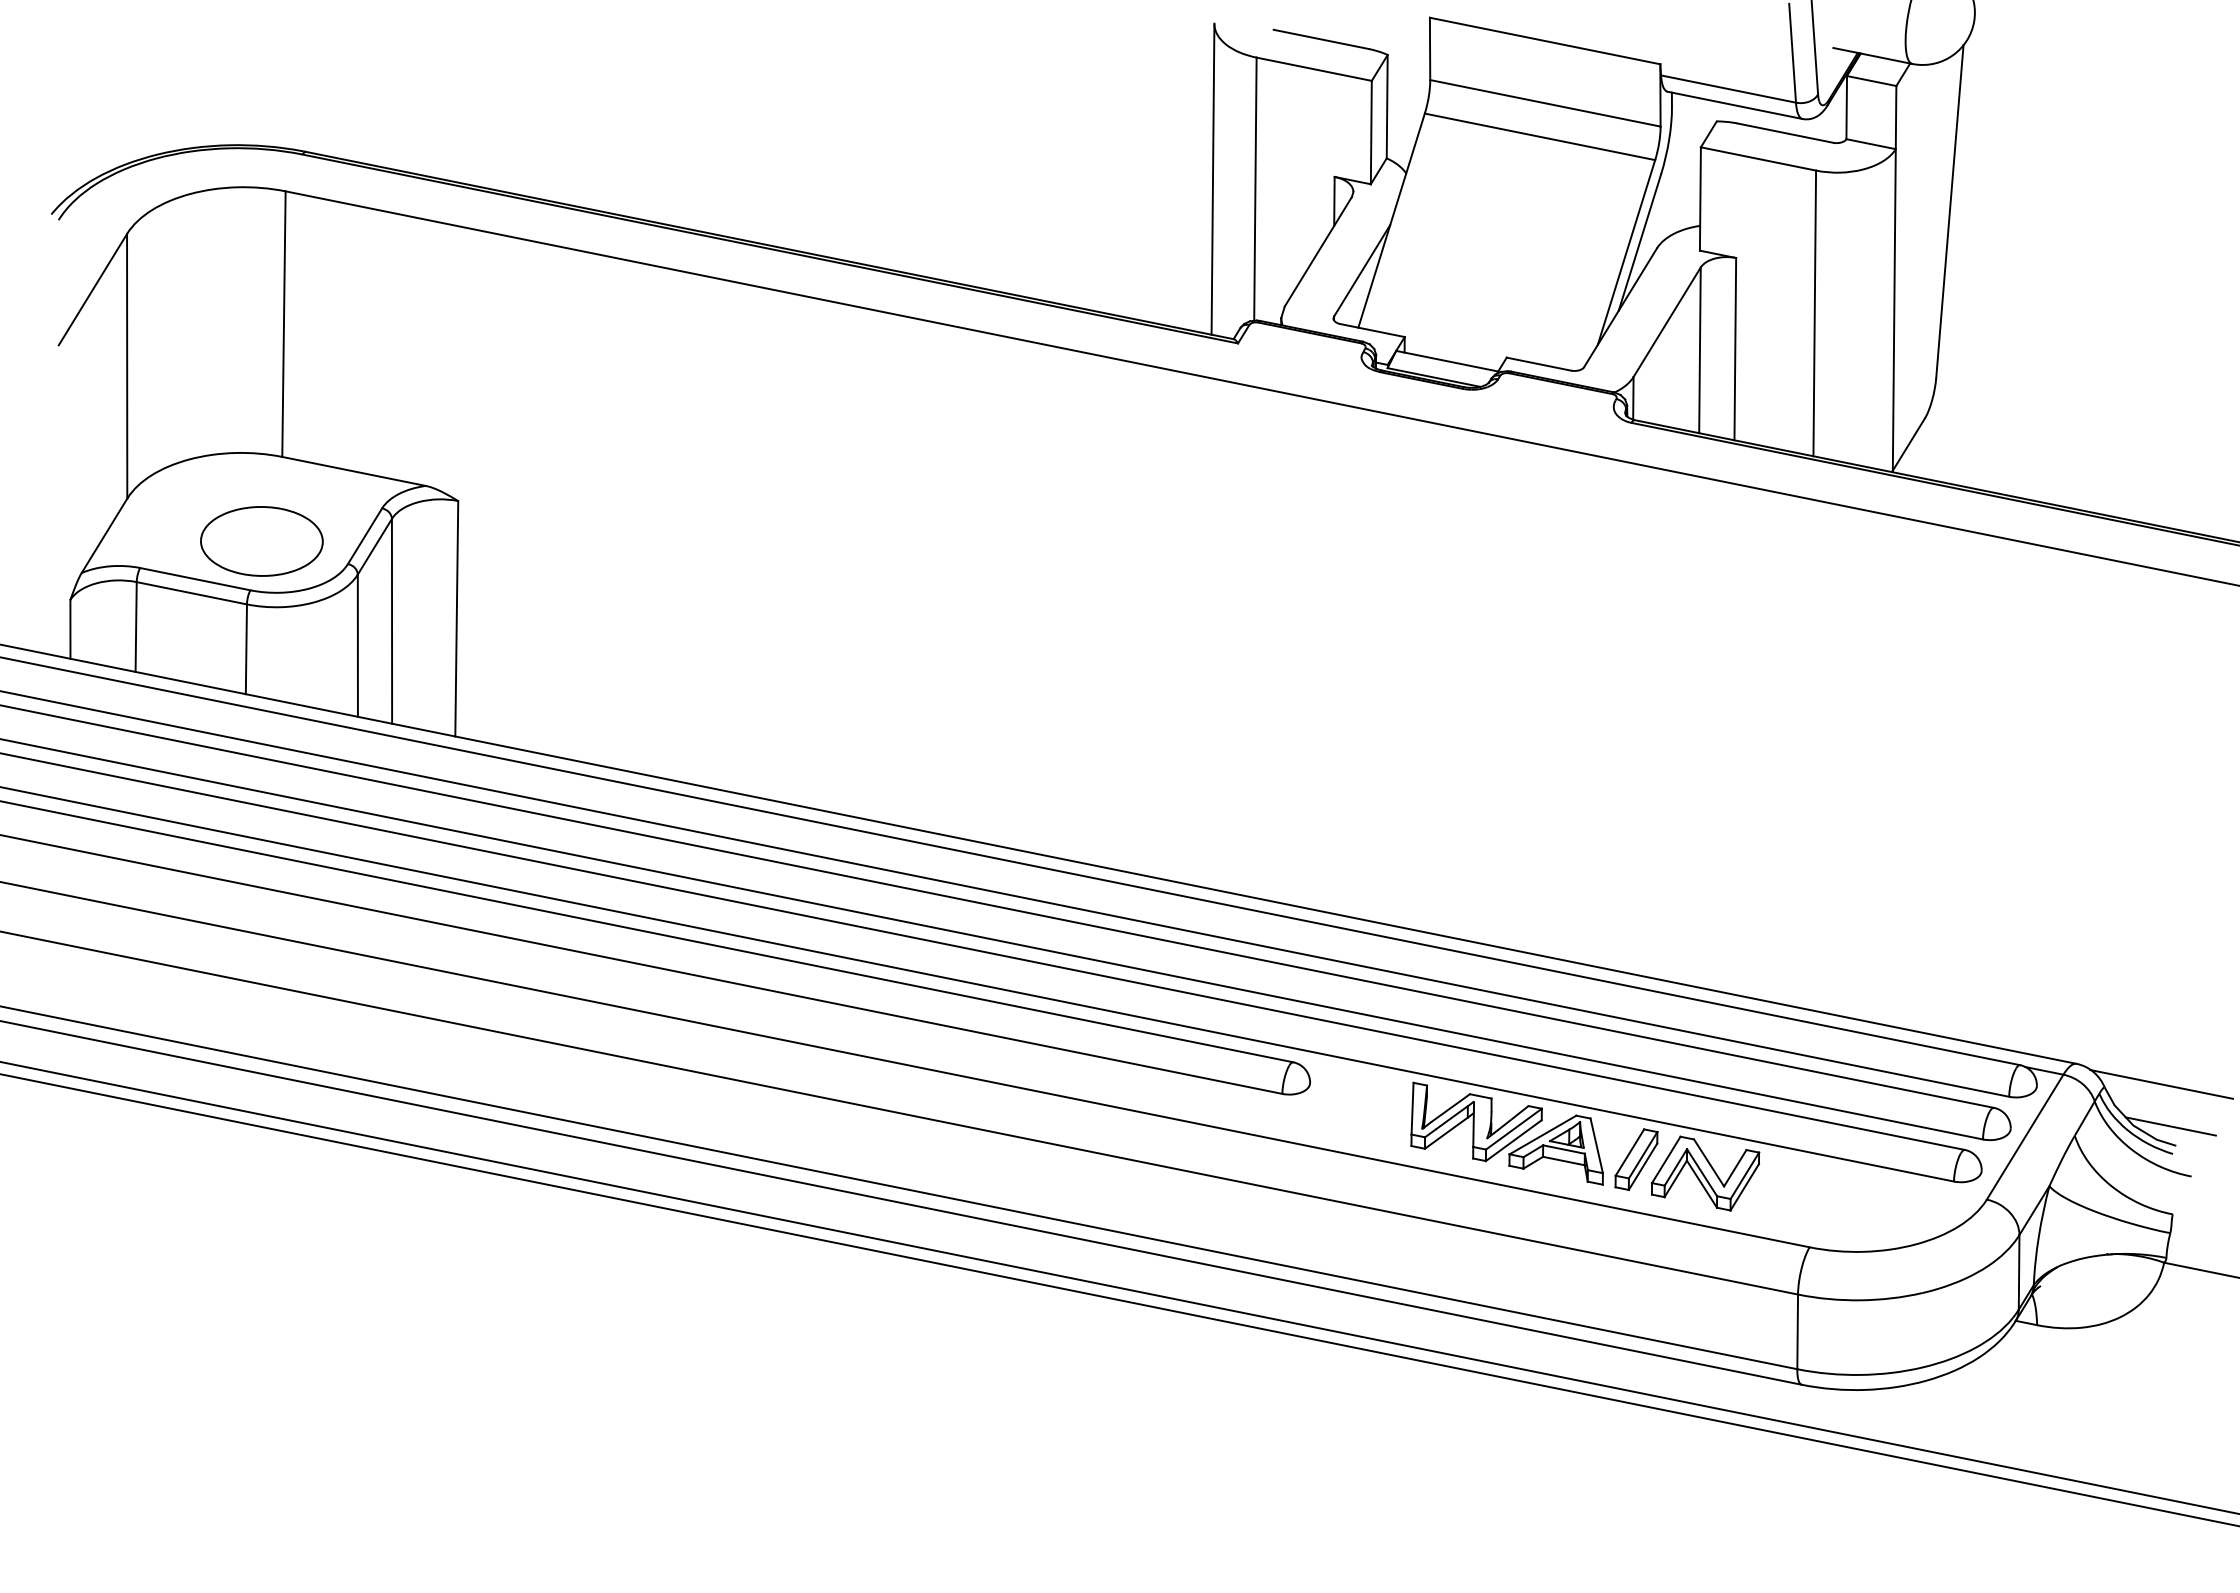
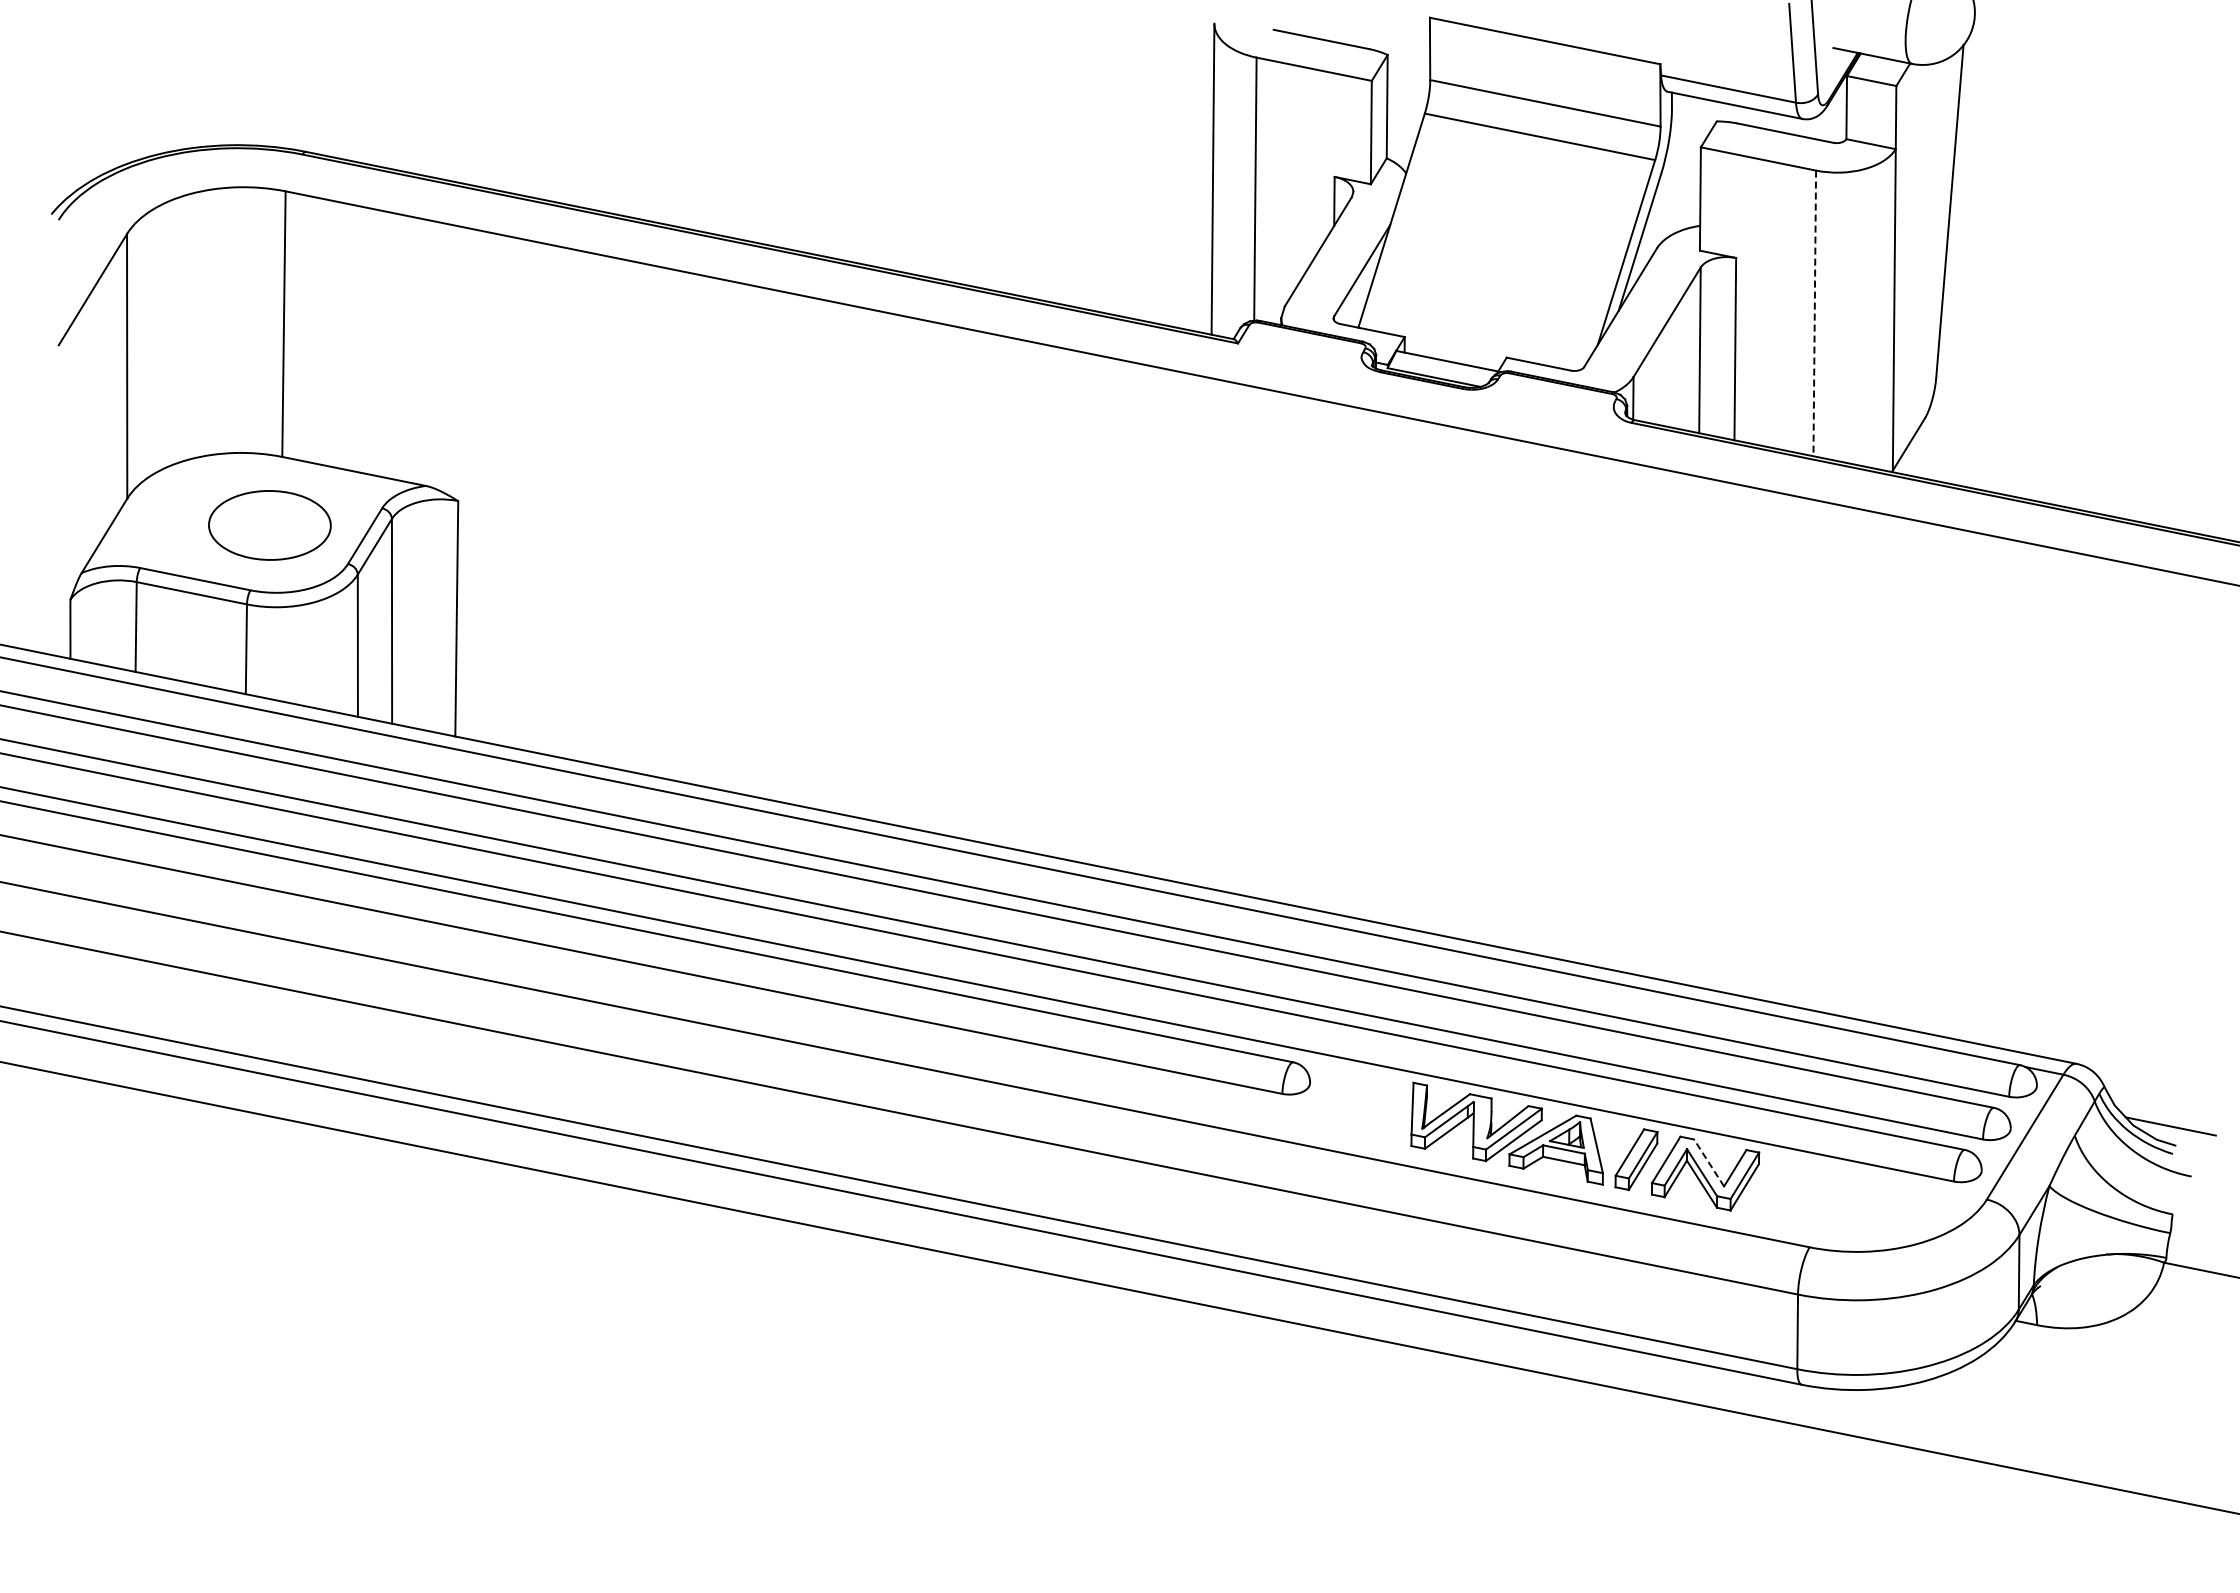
line: solid -> dashed (1814, 313)
part position: (261, 541) -> (269, 525) (269, 525)
line: present -> none (2161, 1084)
line: solid -> dashed (1709, 1162)
line: present -> none (1119, 1299)
